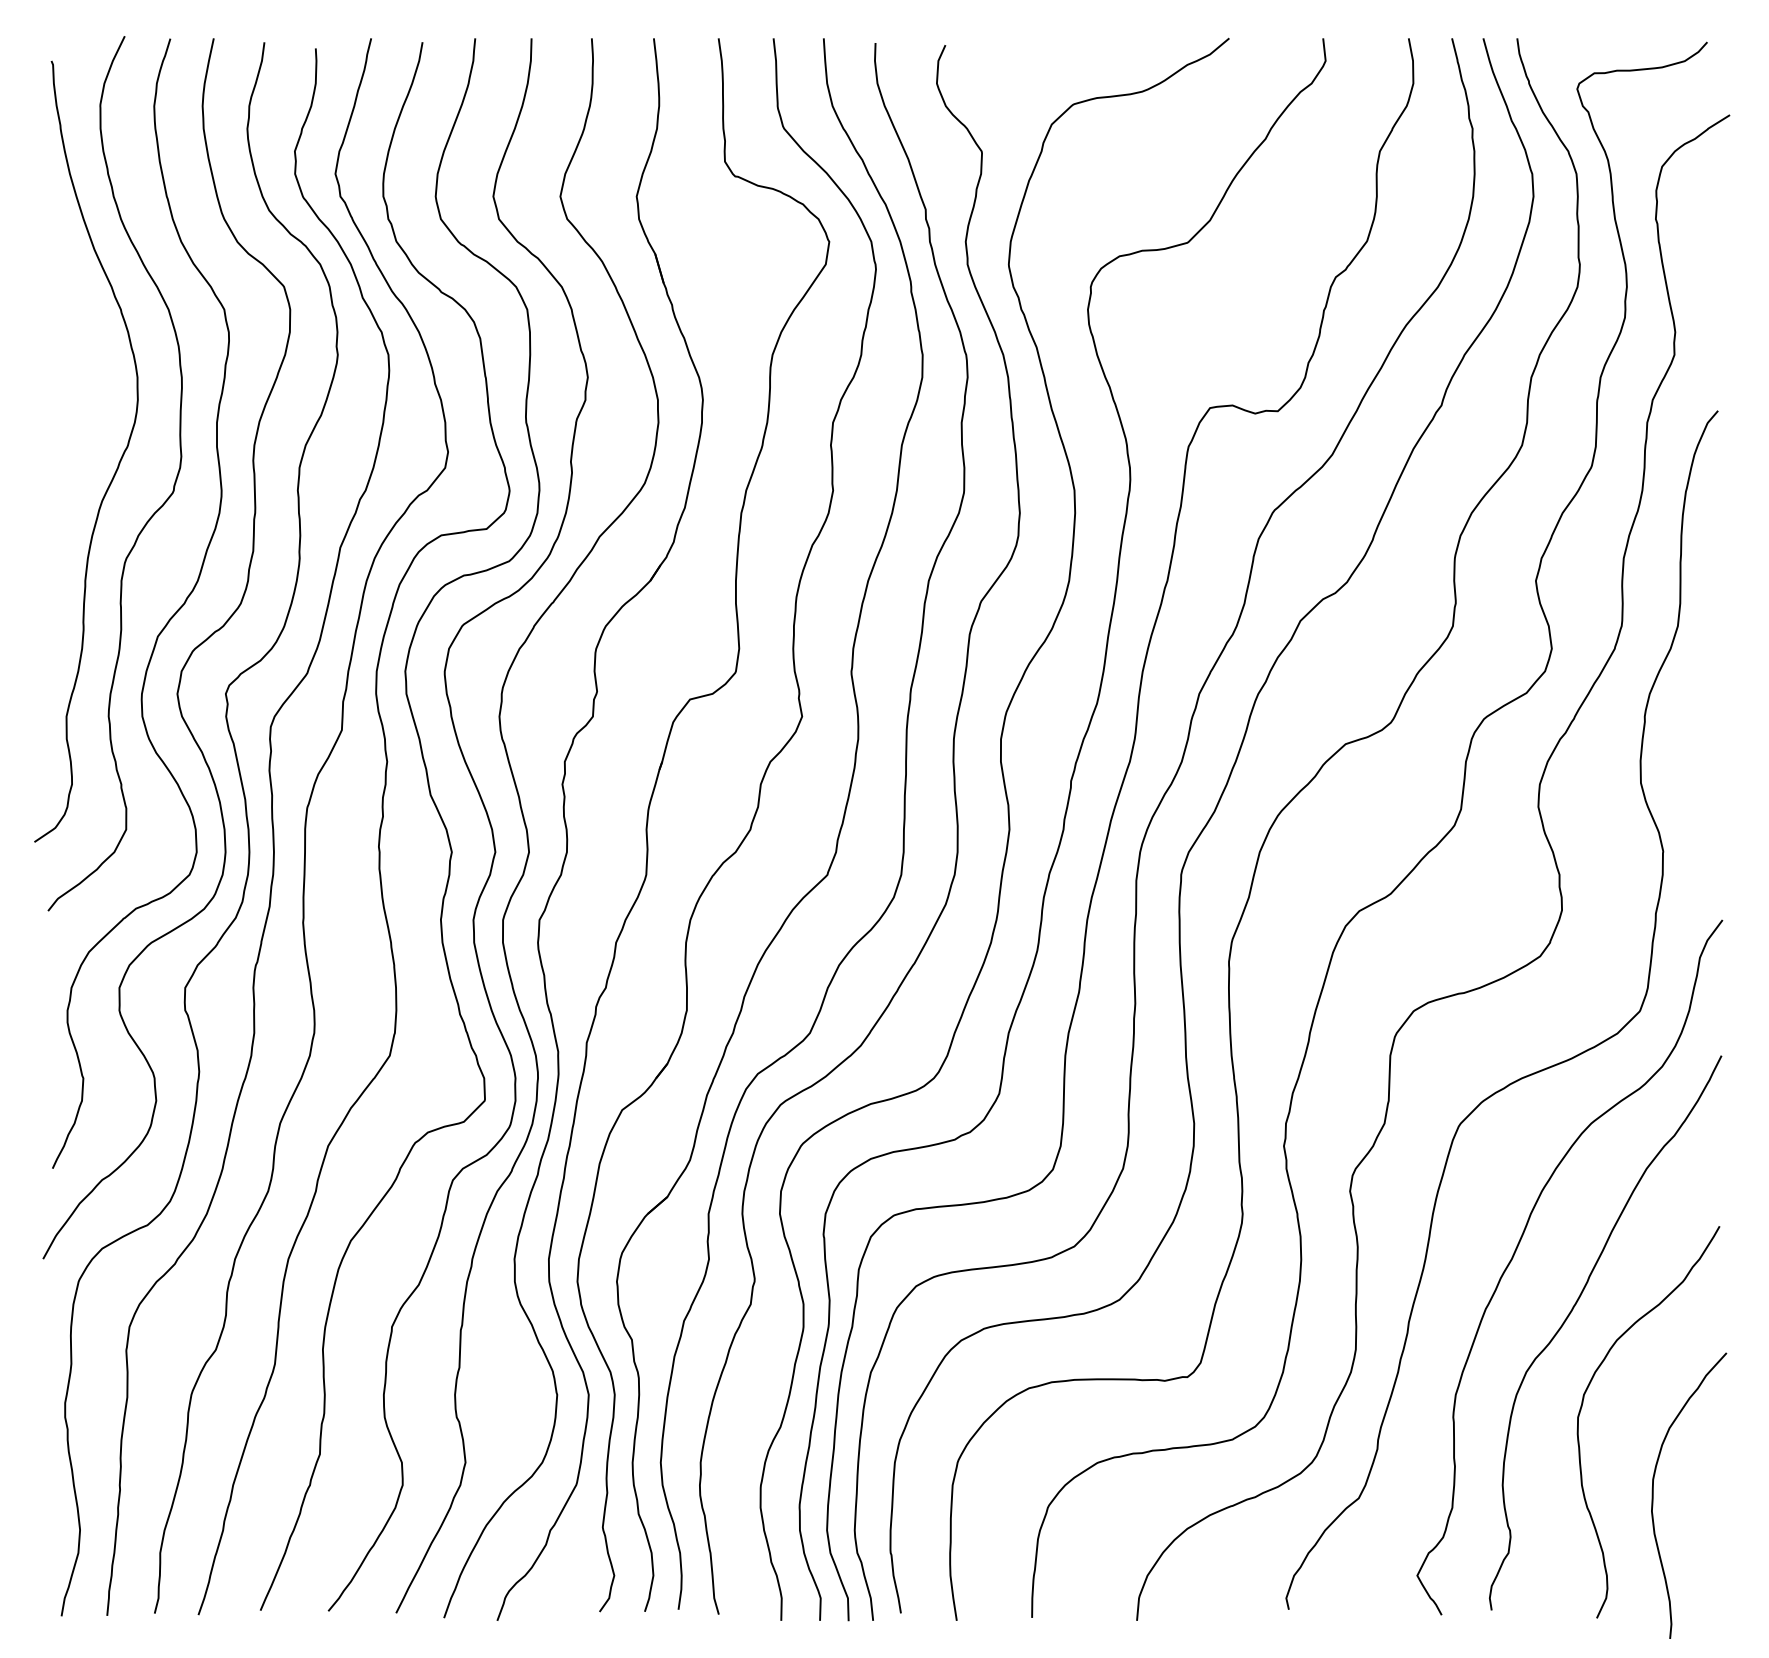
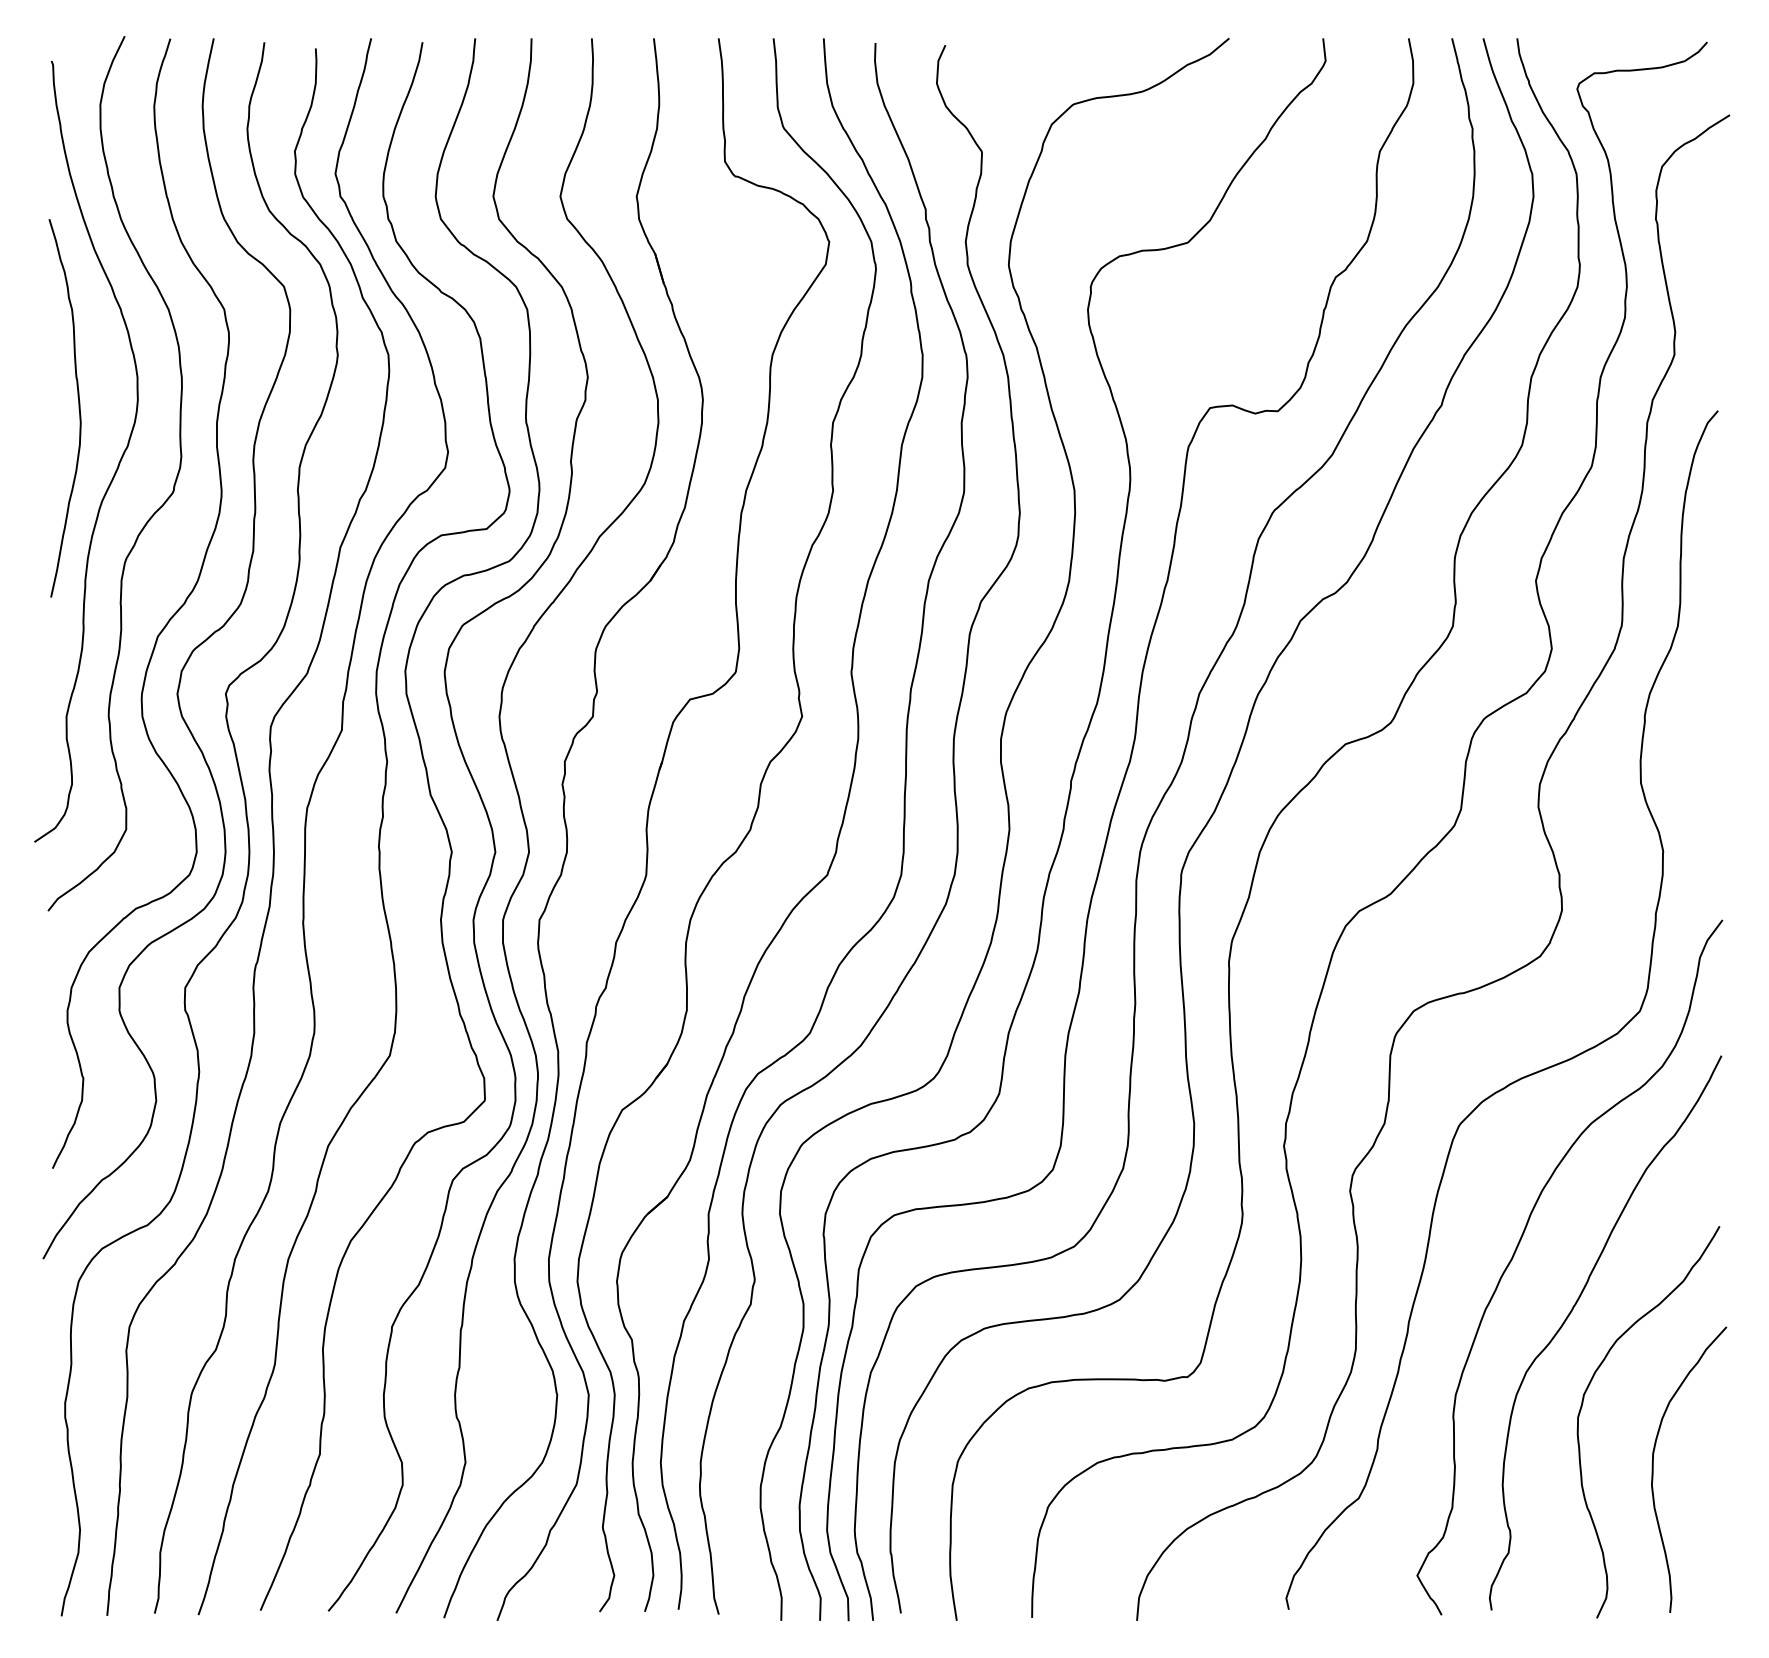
curve: none -> present (78, 408)
curve position: (1653, 1495) -> (1653, 1469) (1653, 1469)
